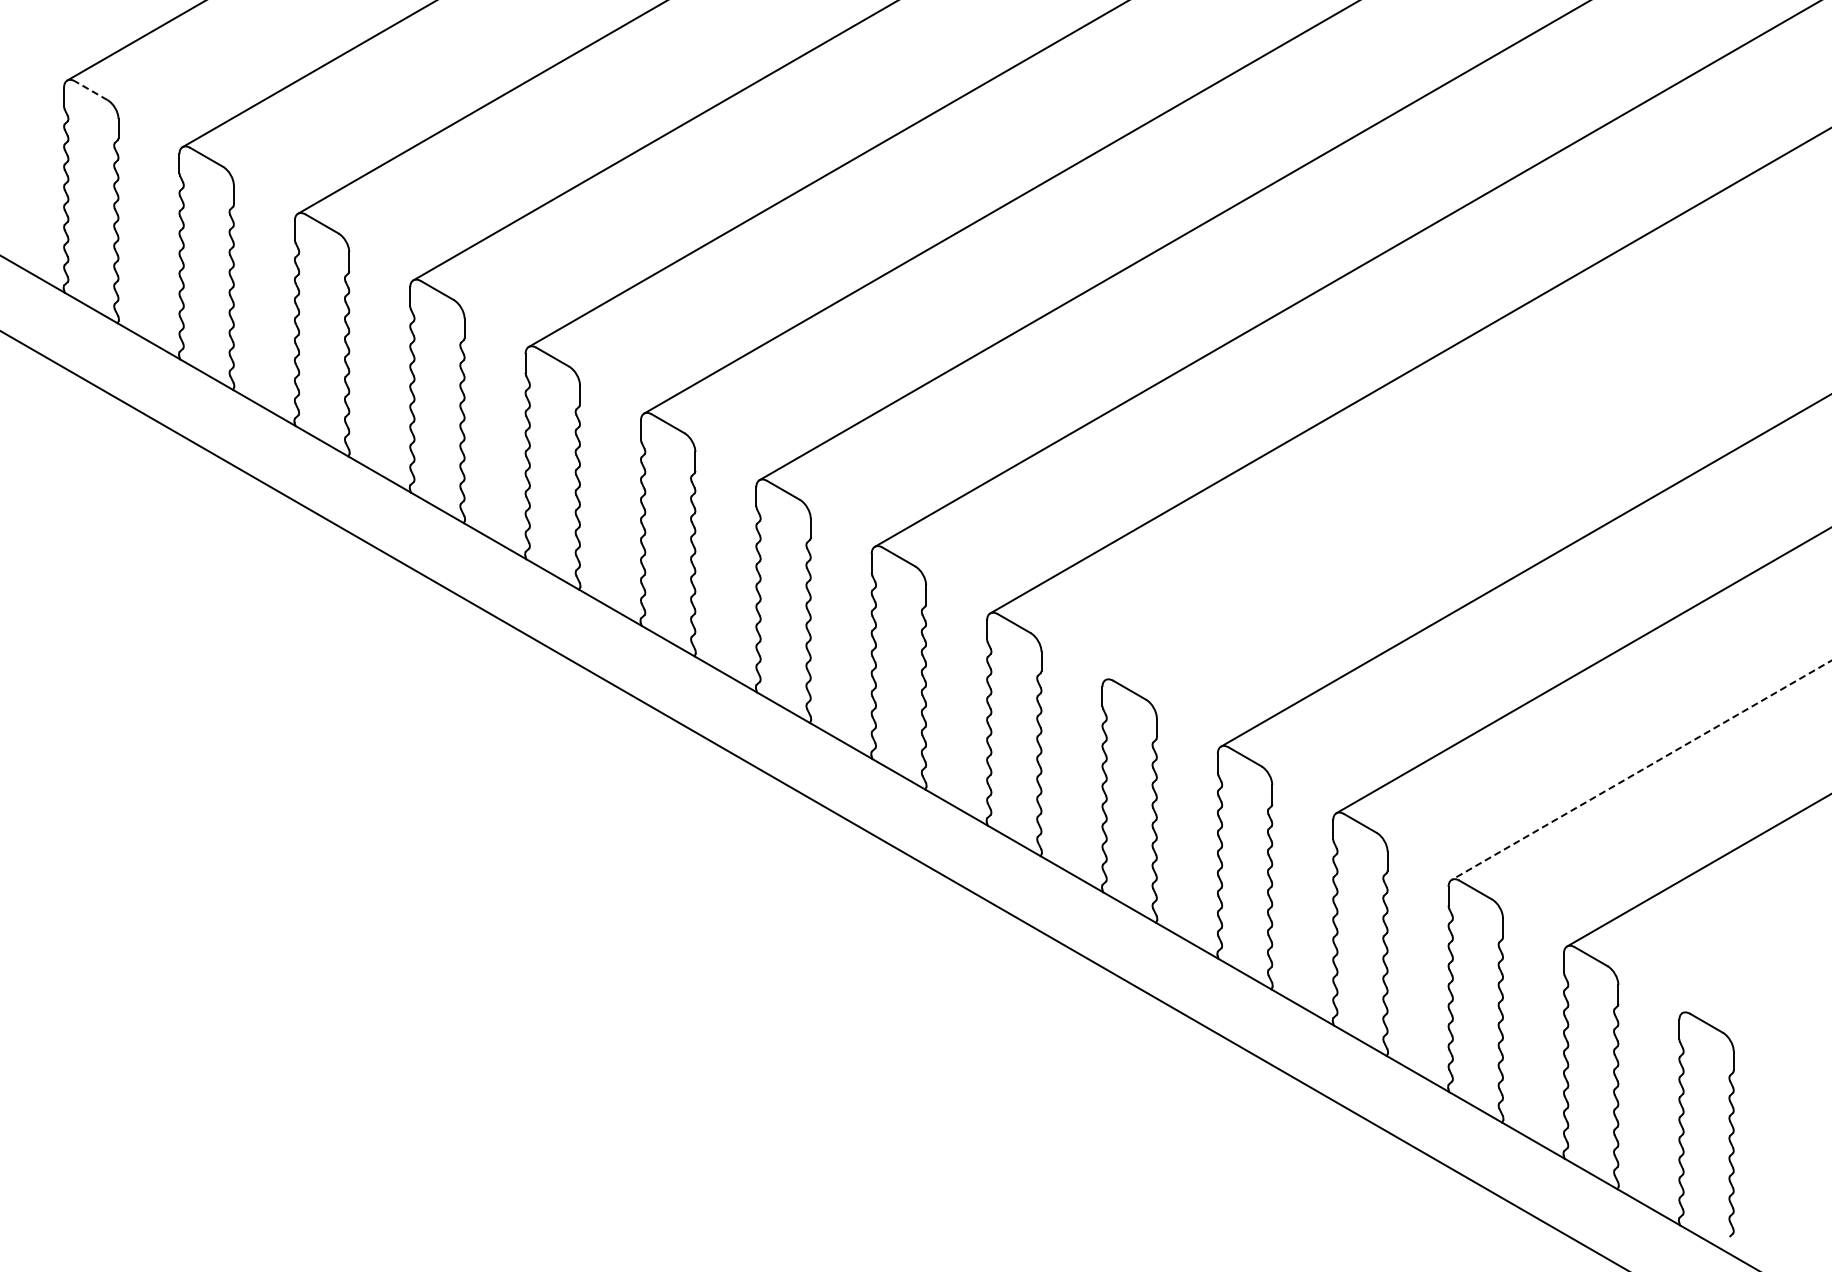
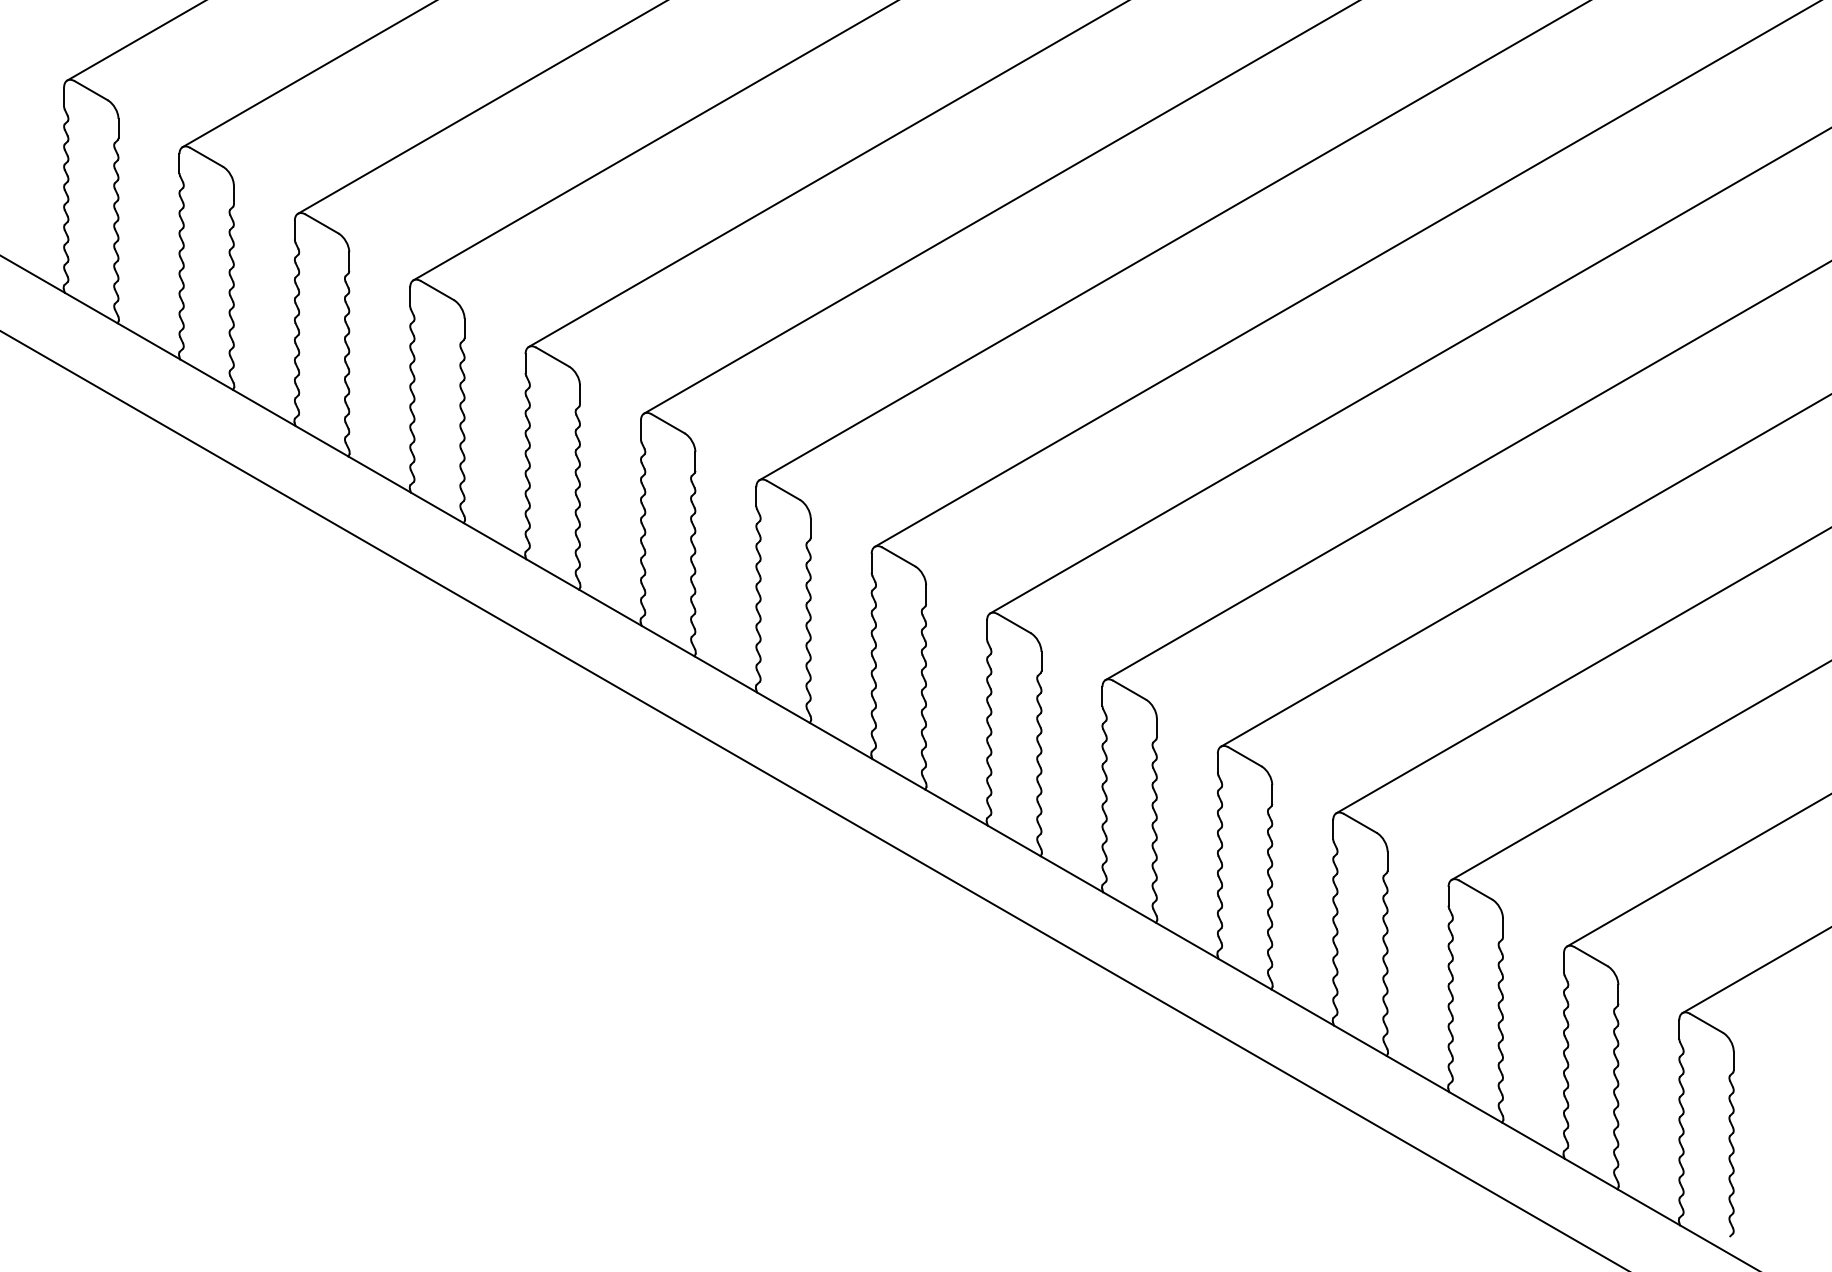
line: dashed -> solid (91, 90)
line: none -> present (1466, 471)
line: dashed -> solid (1641, 770)
line: none -> present (1755, 970)
